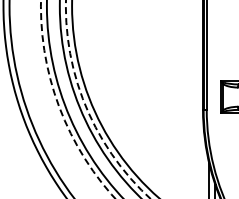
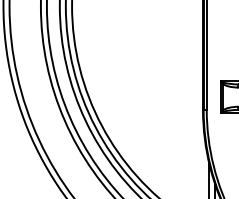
arc: dashed -> solid (59, 106)
arc: dashed -> solid (86, 108)
